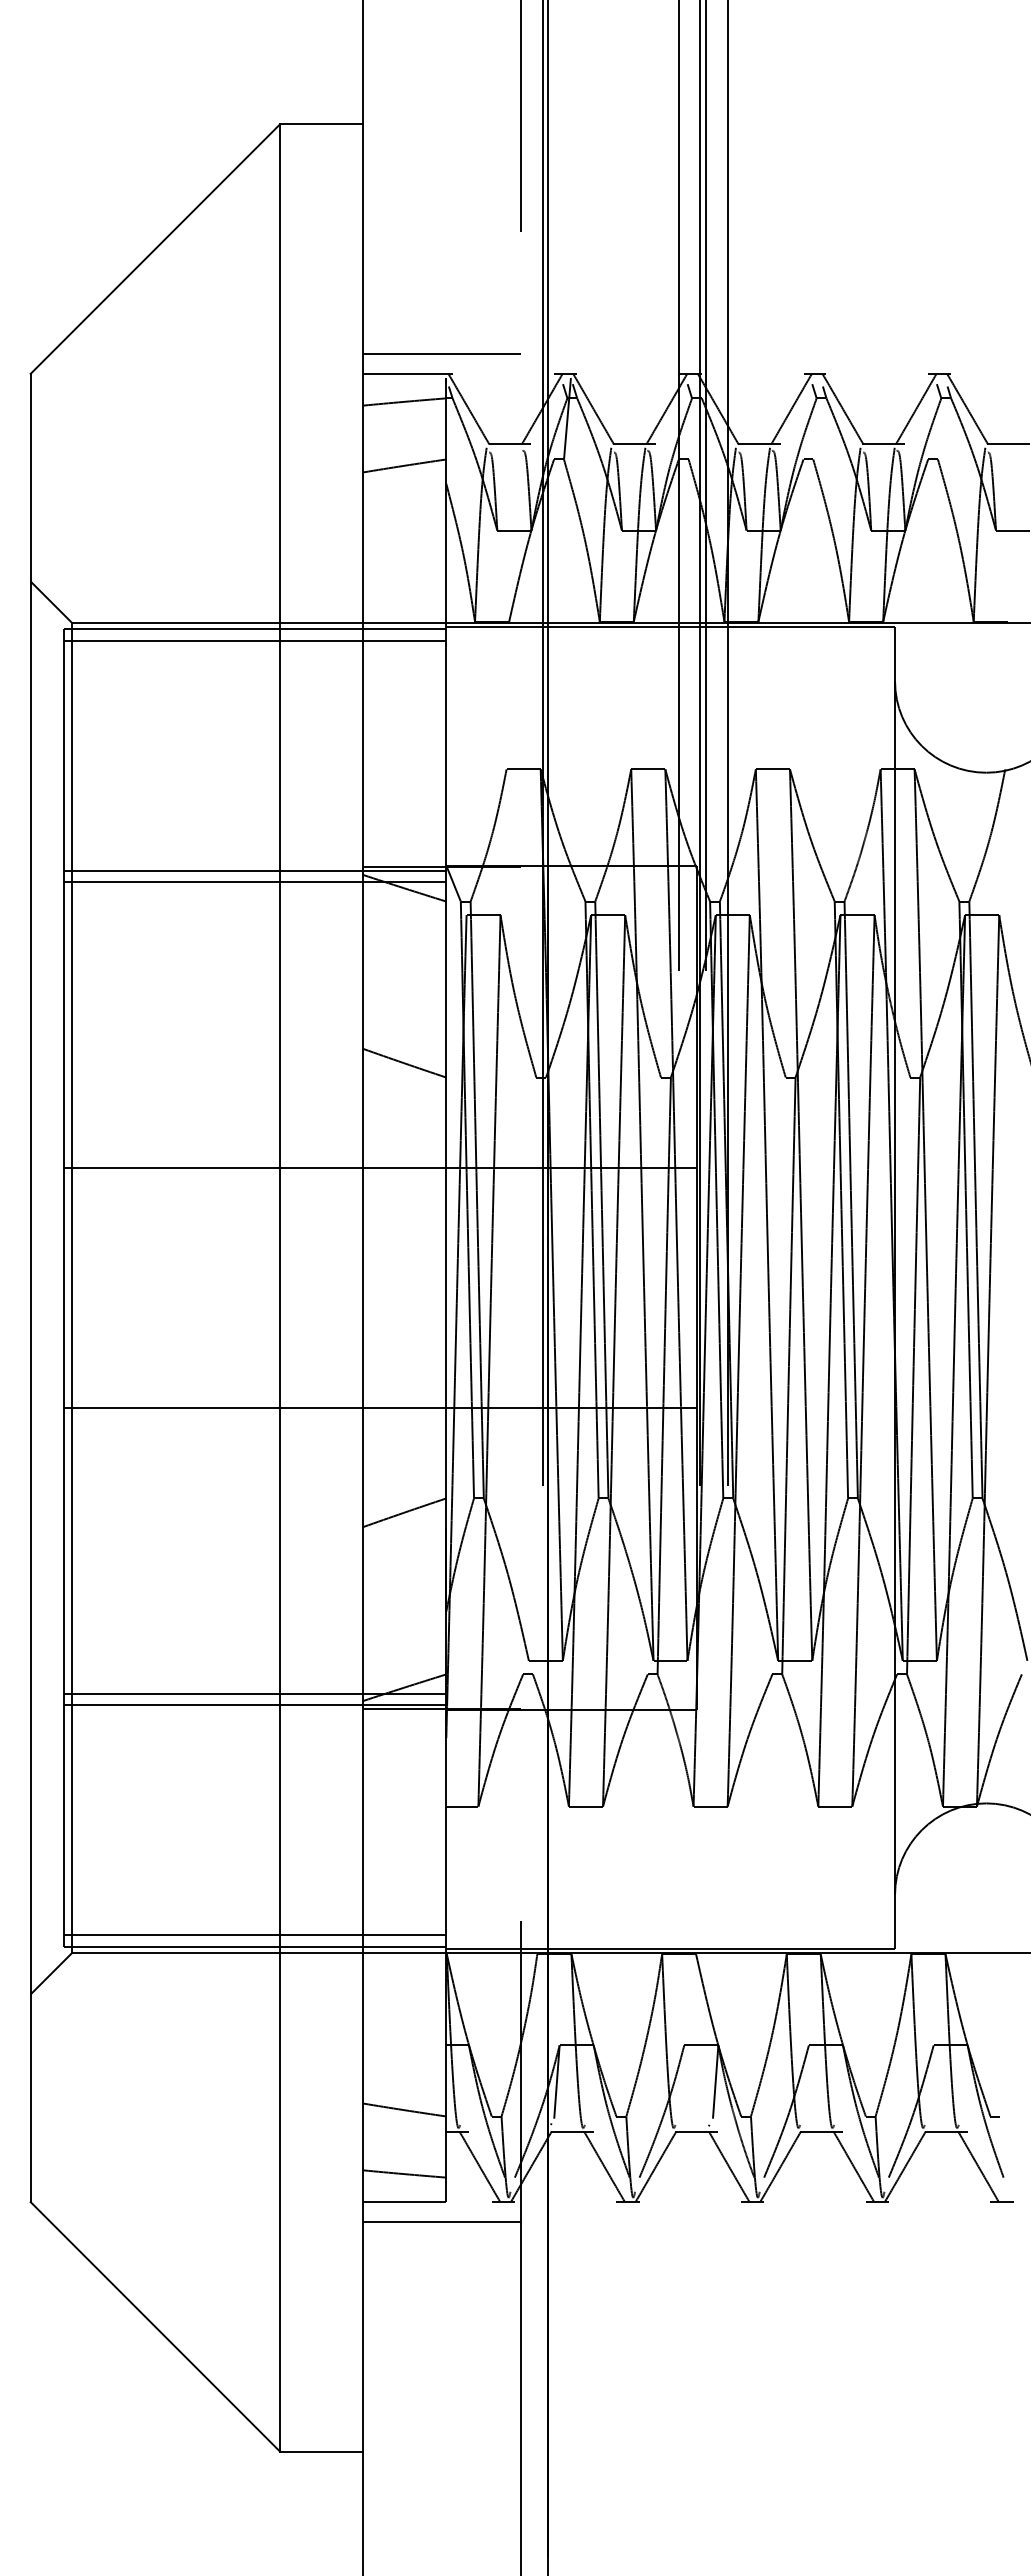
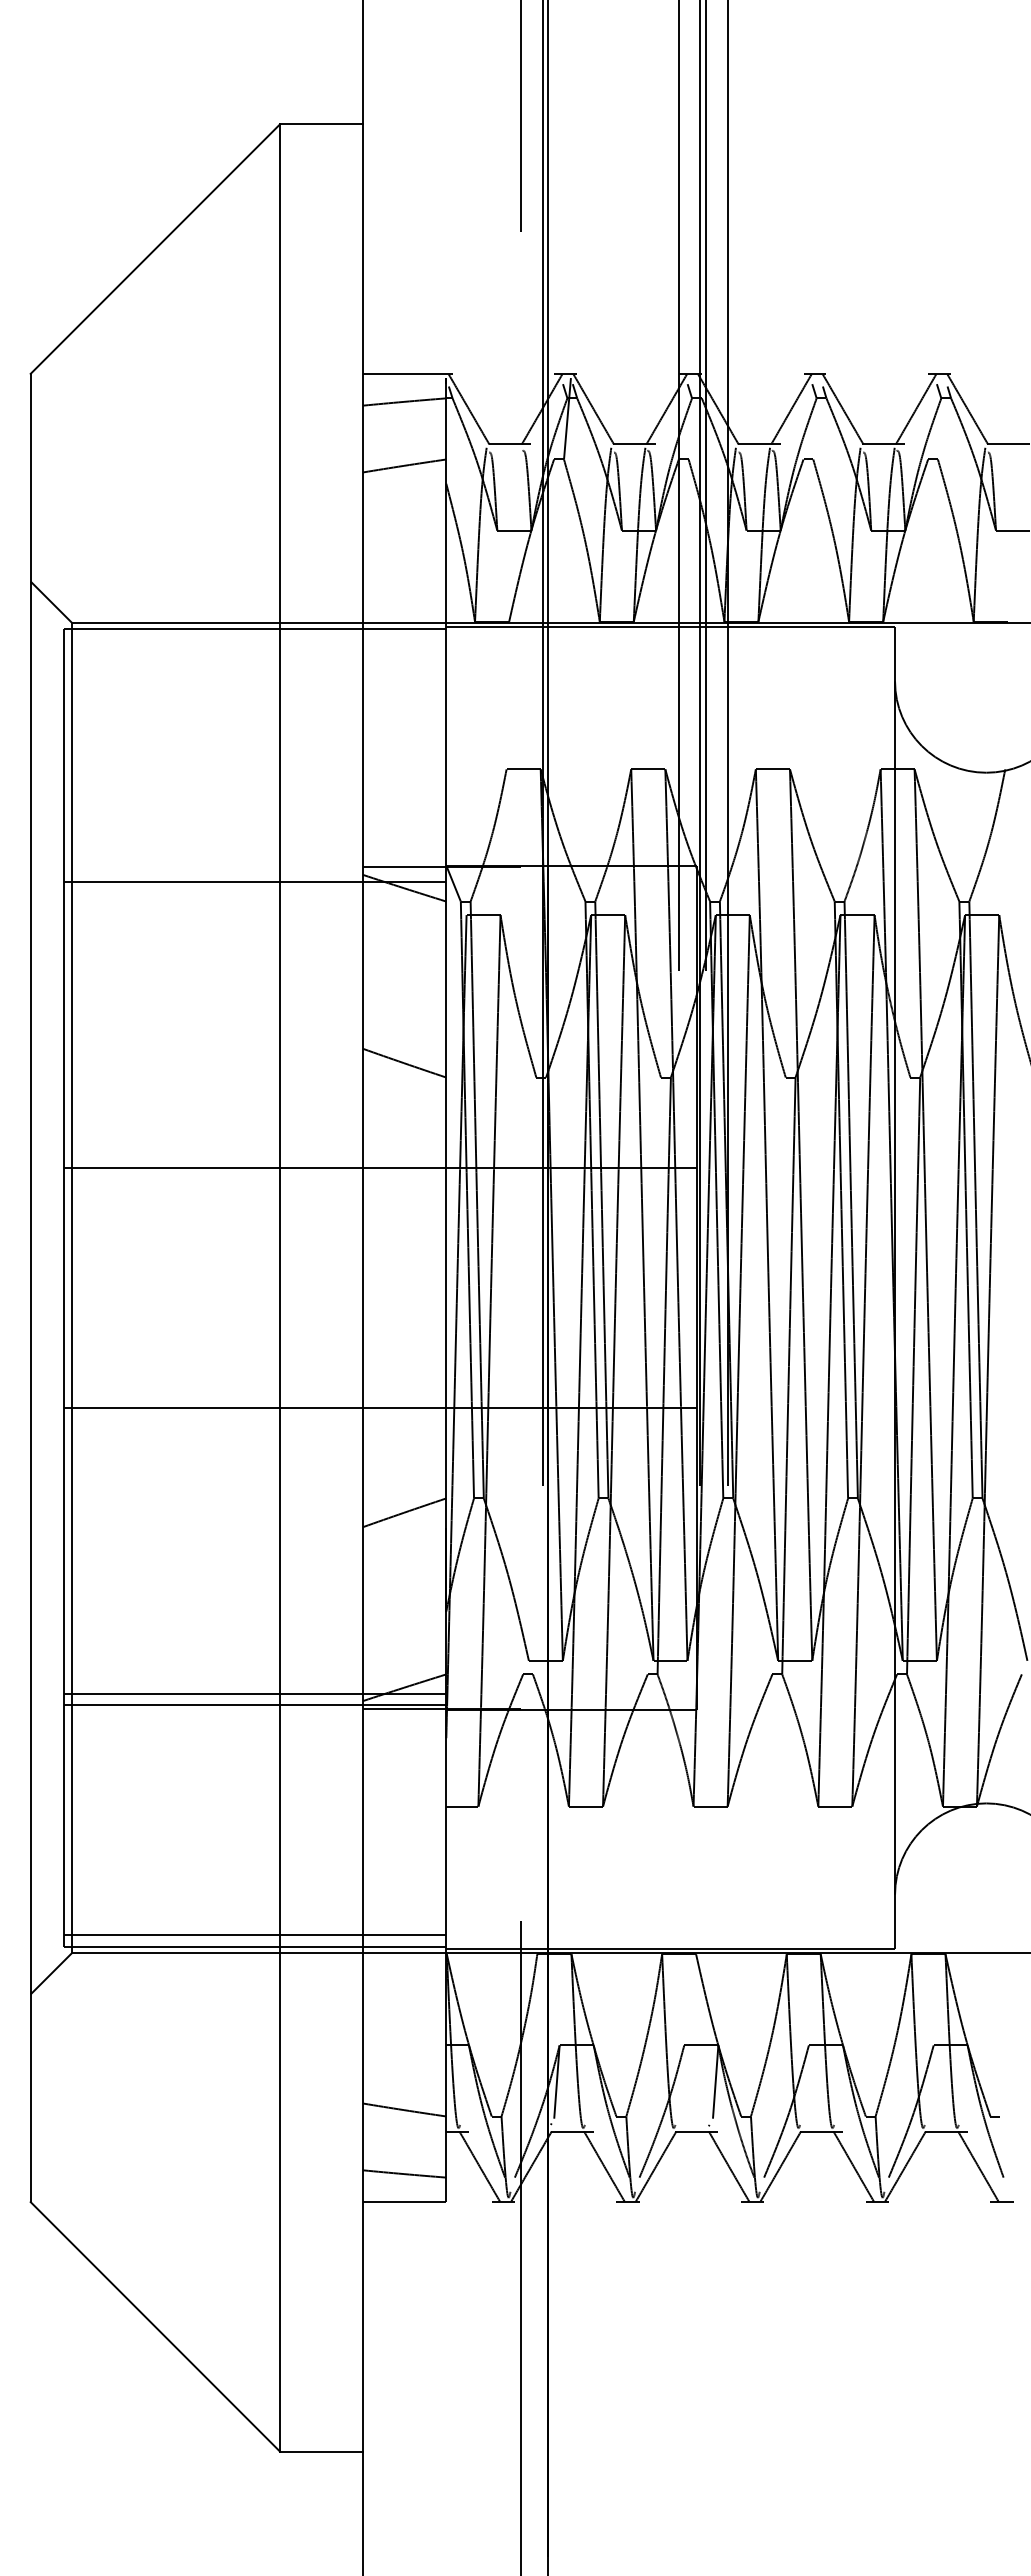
line: present -> none (441, 353)
line: present -> none (254, 640)
line: present -> none (254, 870)
line: present -> none (441, 2222)
